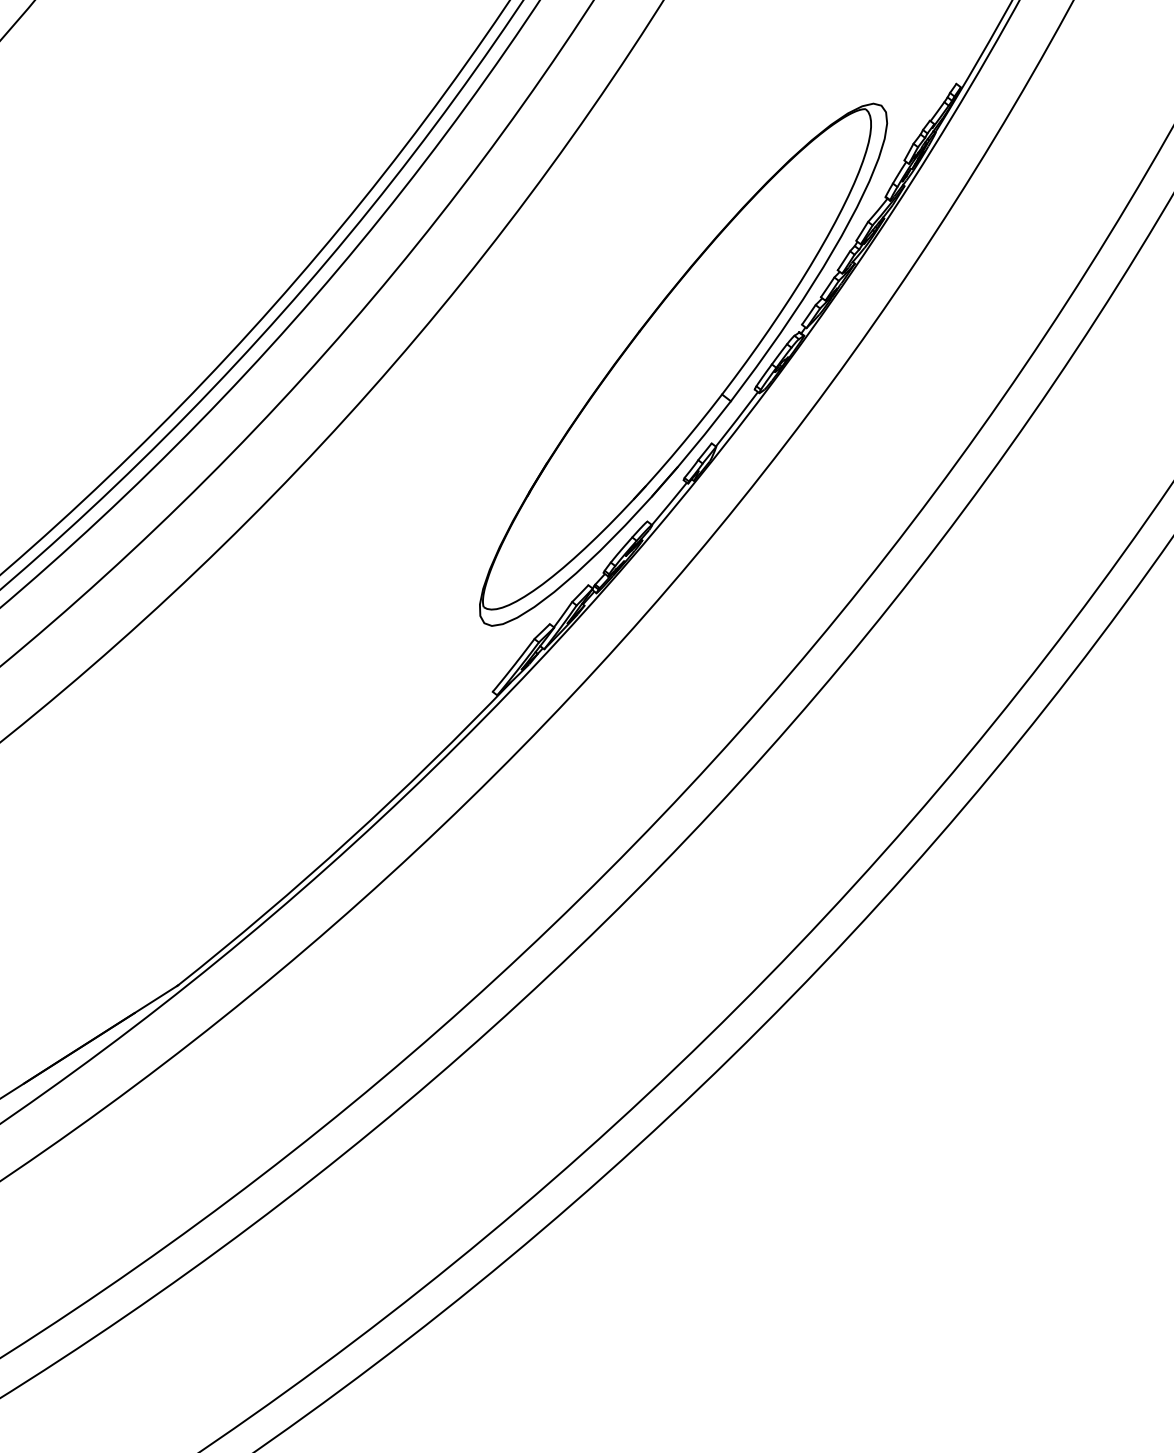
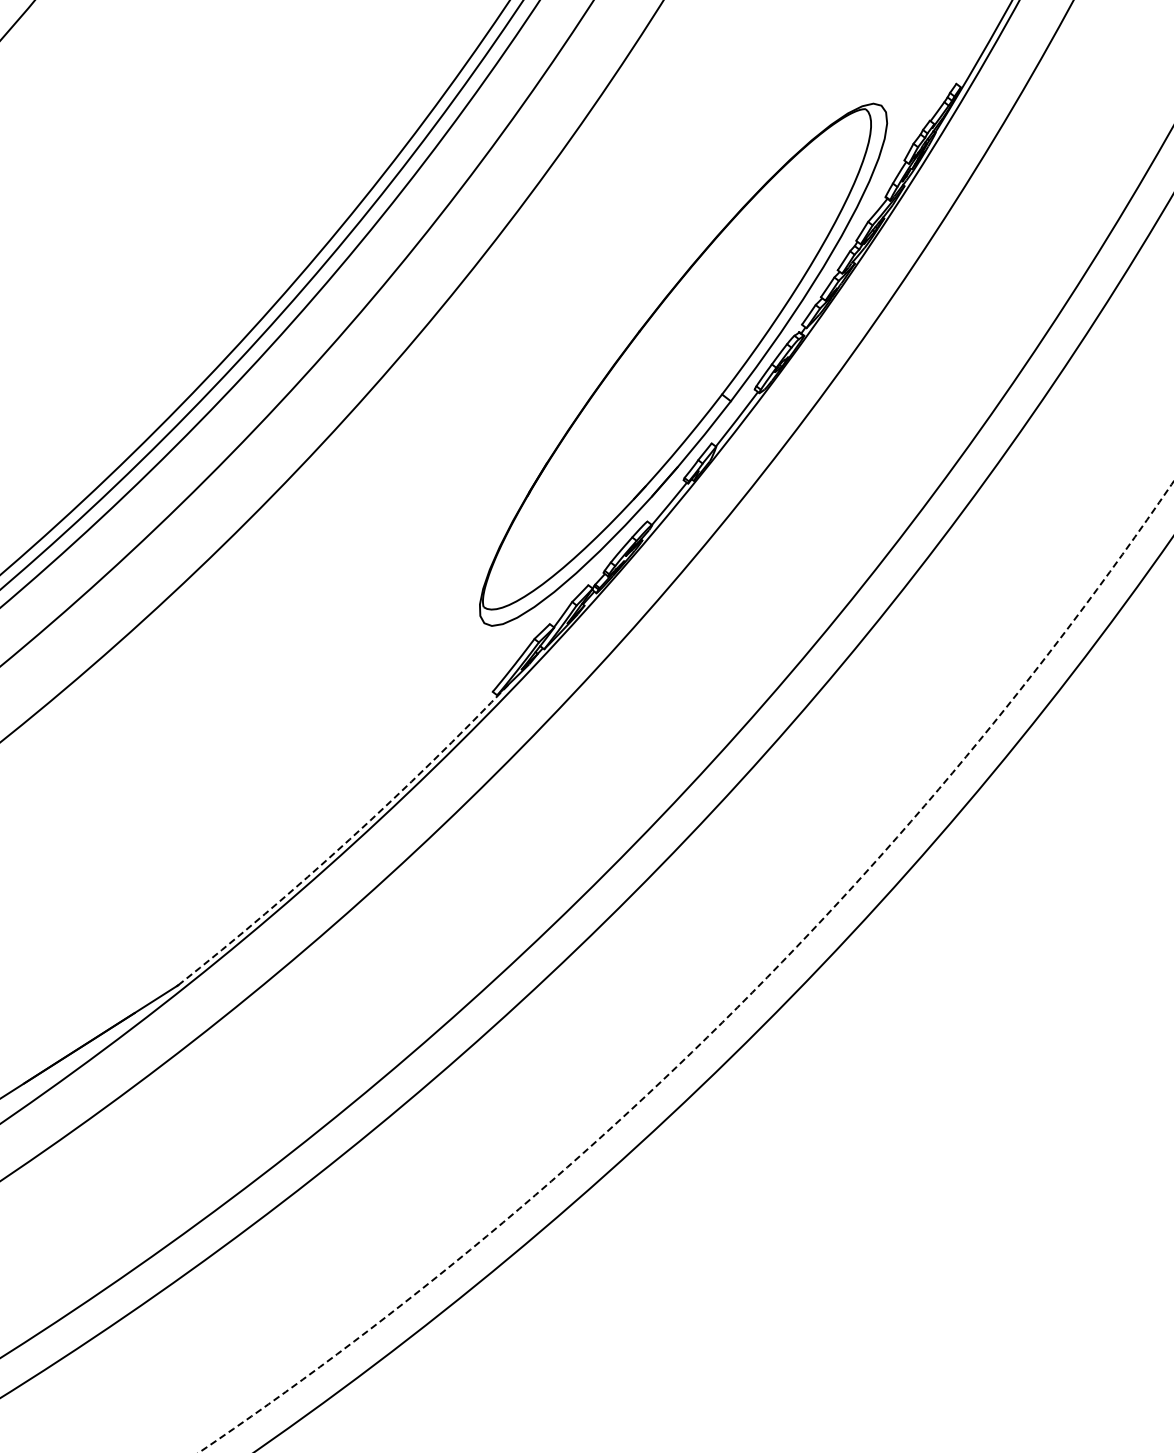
arc: solid -> dashed (349, 839)
arc: solid -> dashed (731, 1013)
